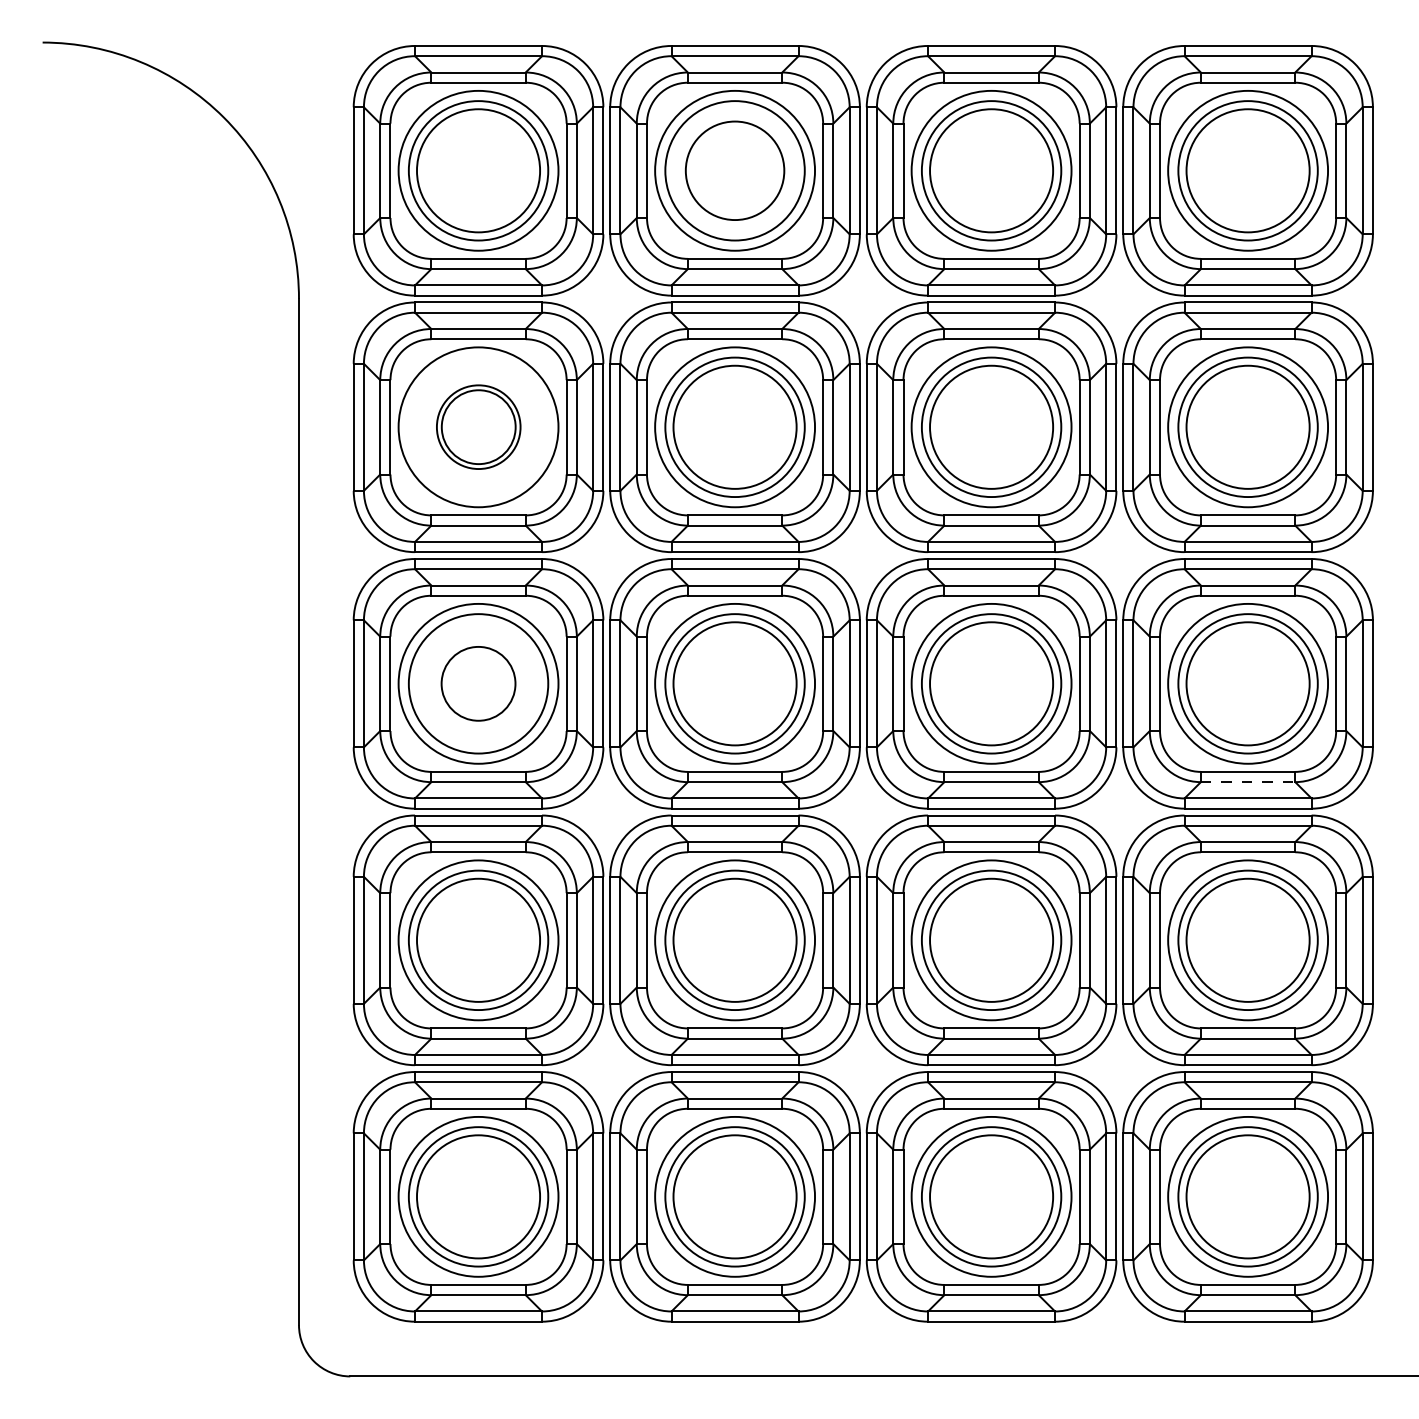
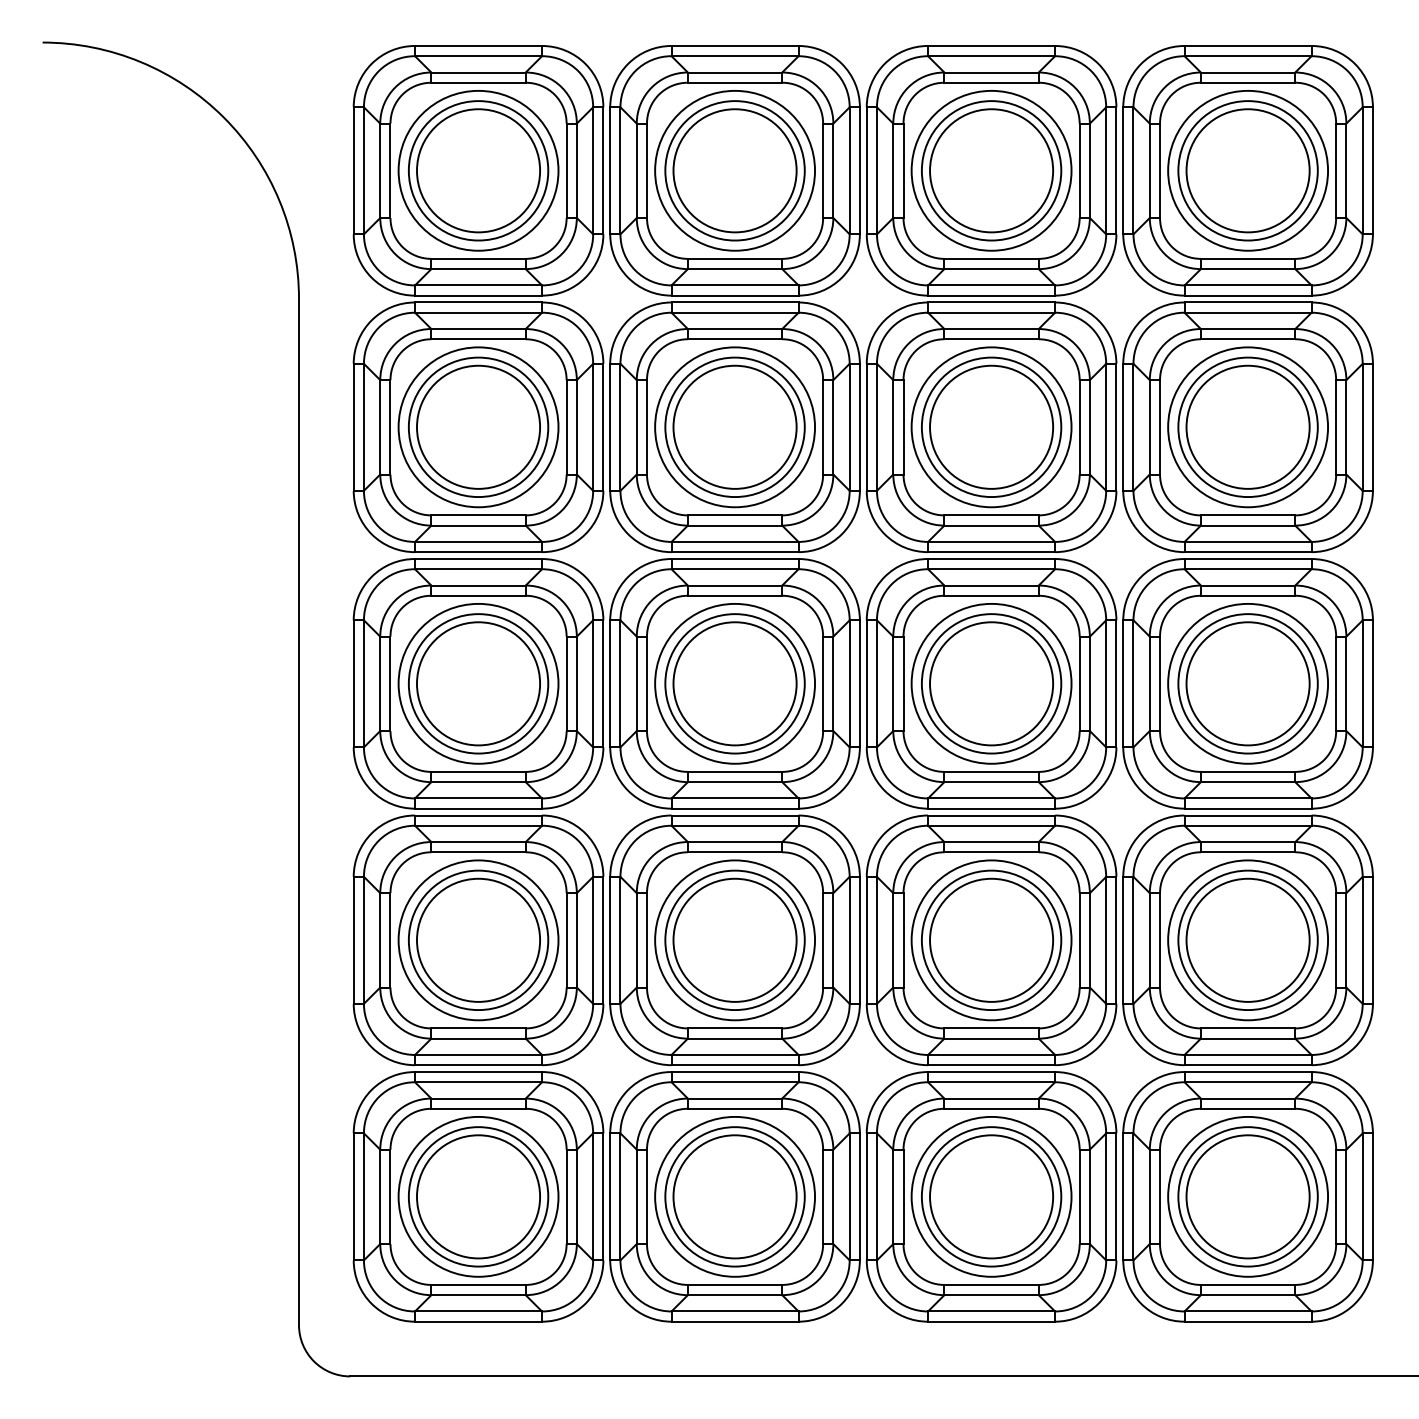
circle diameter: 99 px -> 123 px (734, 170)
part size: 86x86 px -> 142x142 px (478, 426)
circle diameter: 74 px -> 123 px (478, 683)
line: dashed -> solid (1248, 782)
